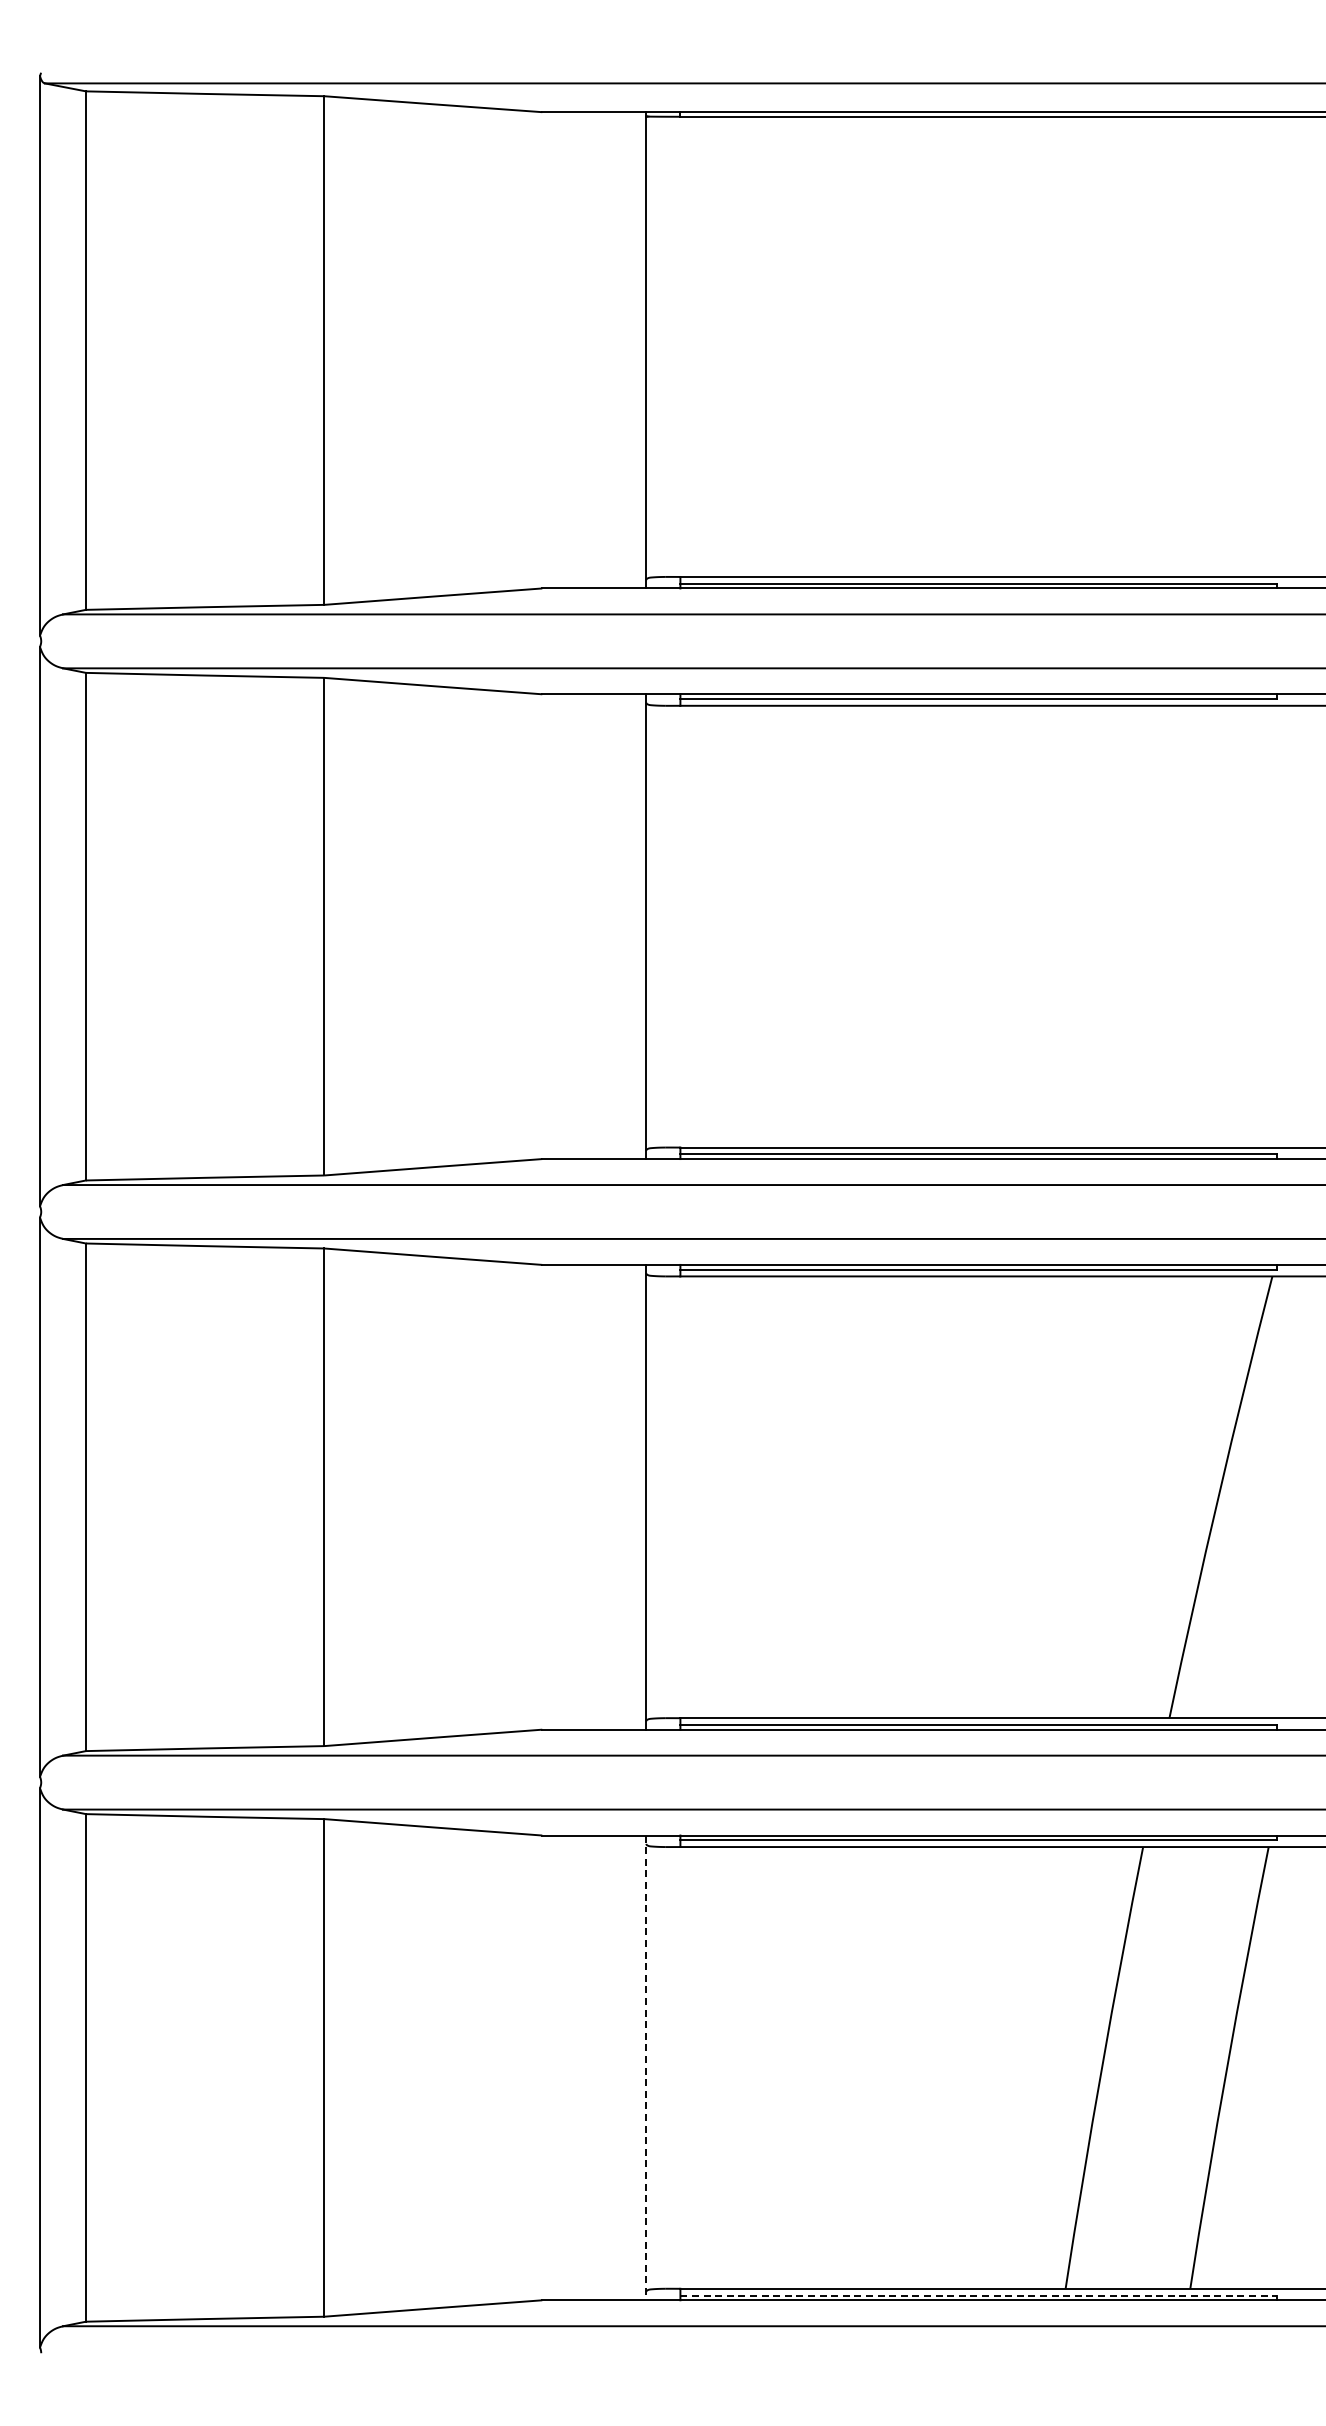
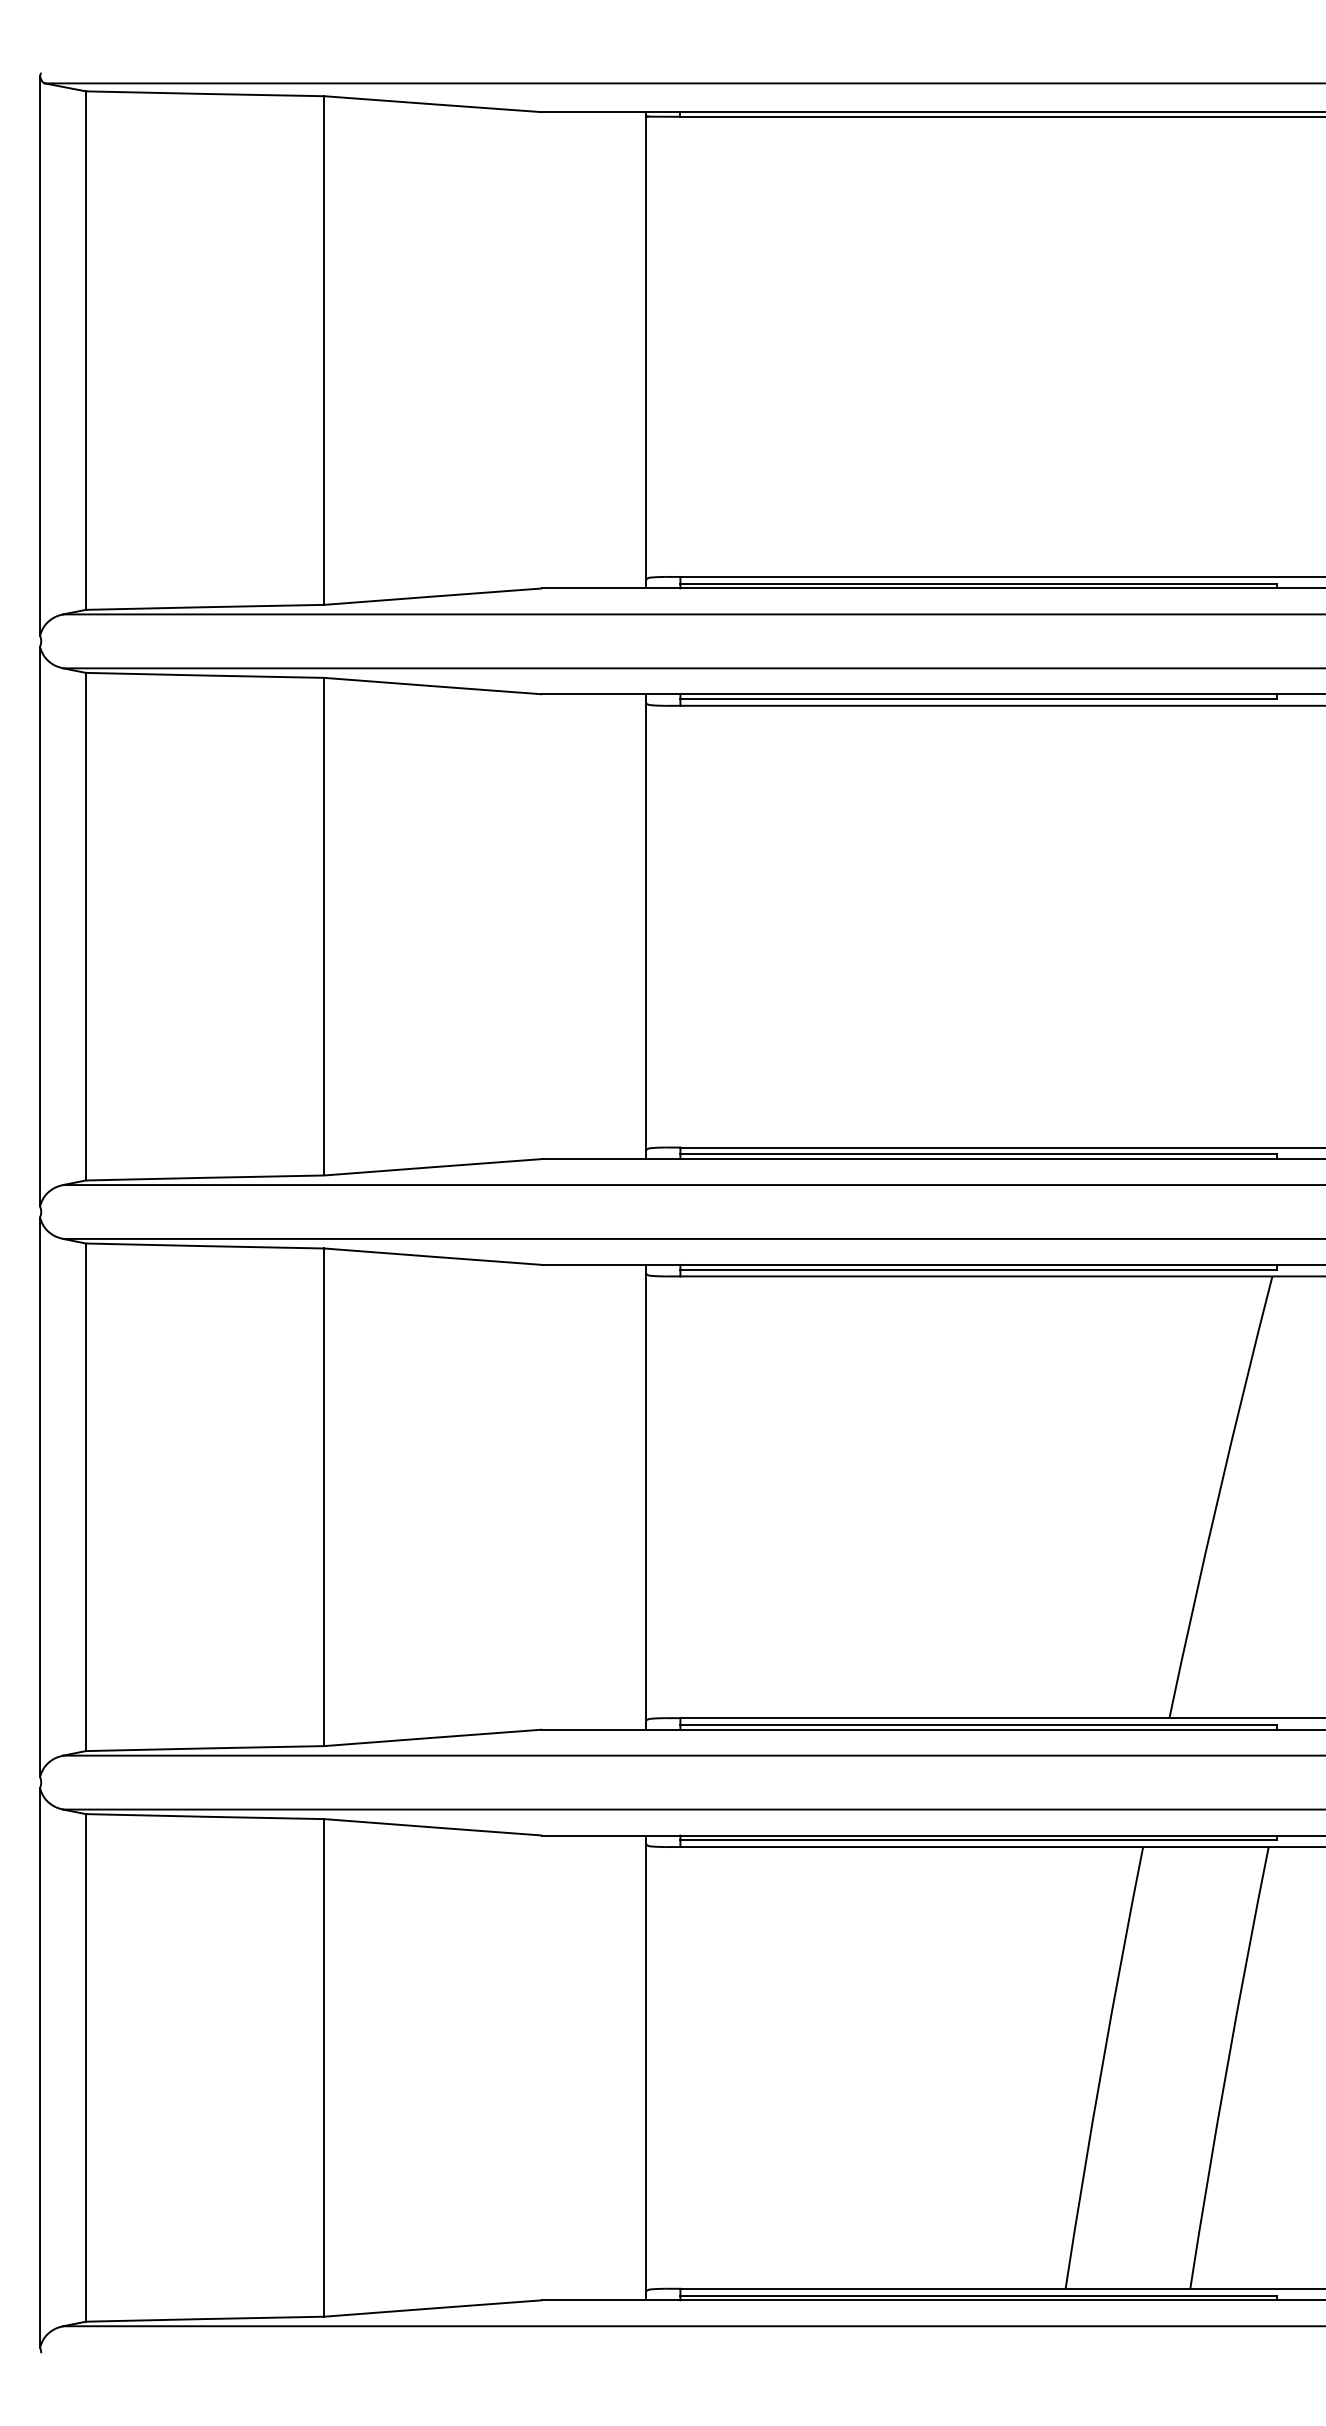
line: dashed -> solid (646, 2068)
line: dashed -> solid (979, 2295)
